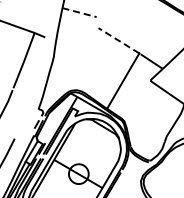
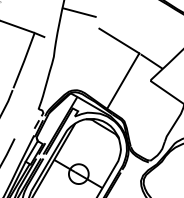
line: dashed -> solid (79, 12)
line: dashed -> solid (118, 40)
